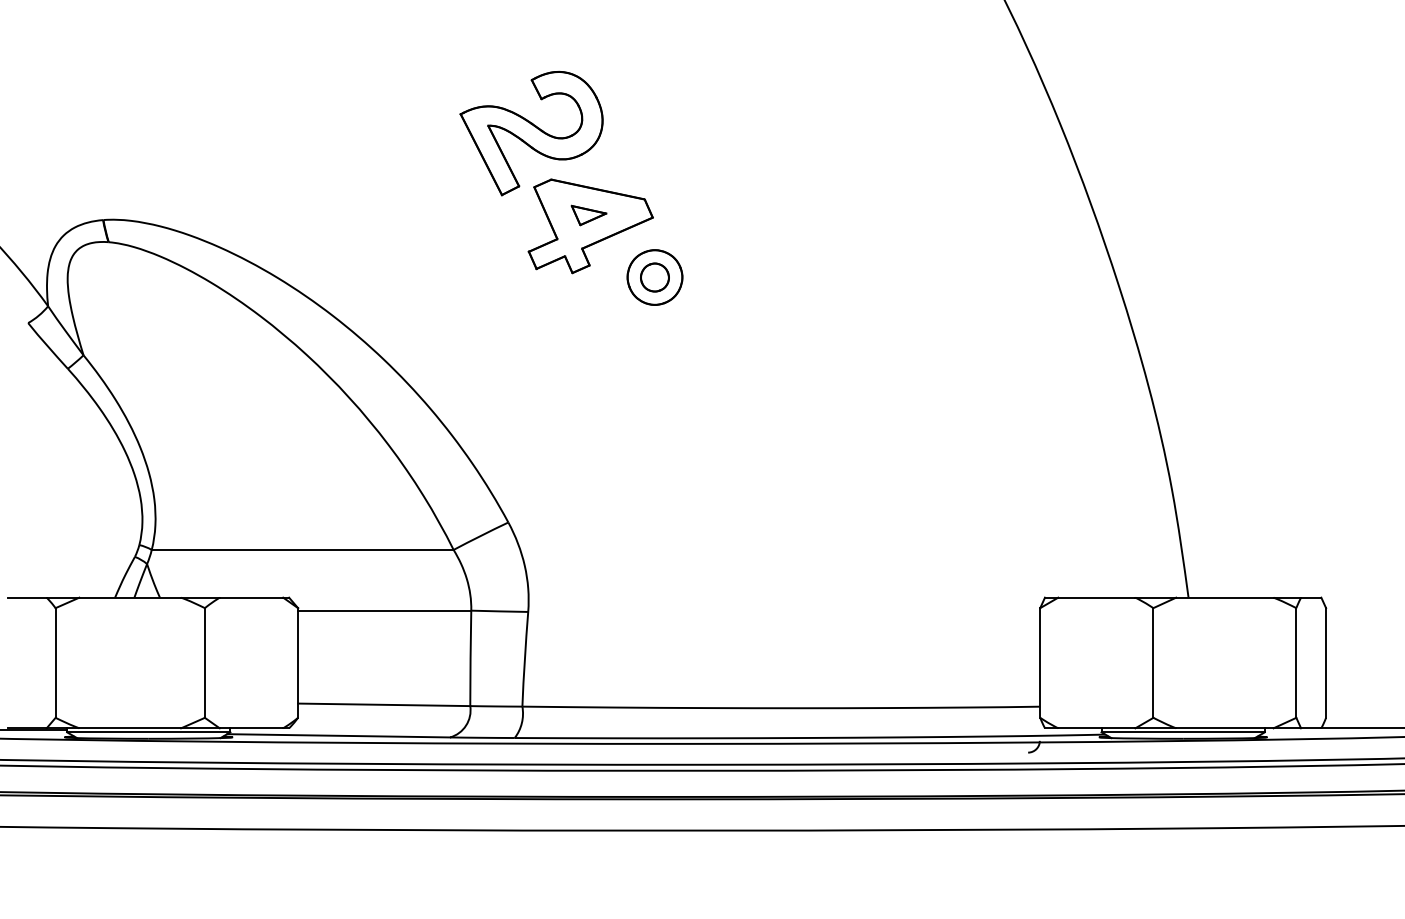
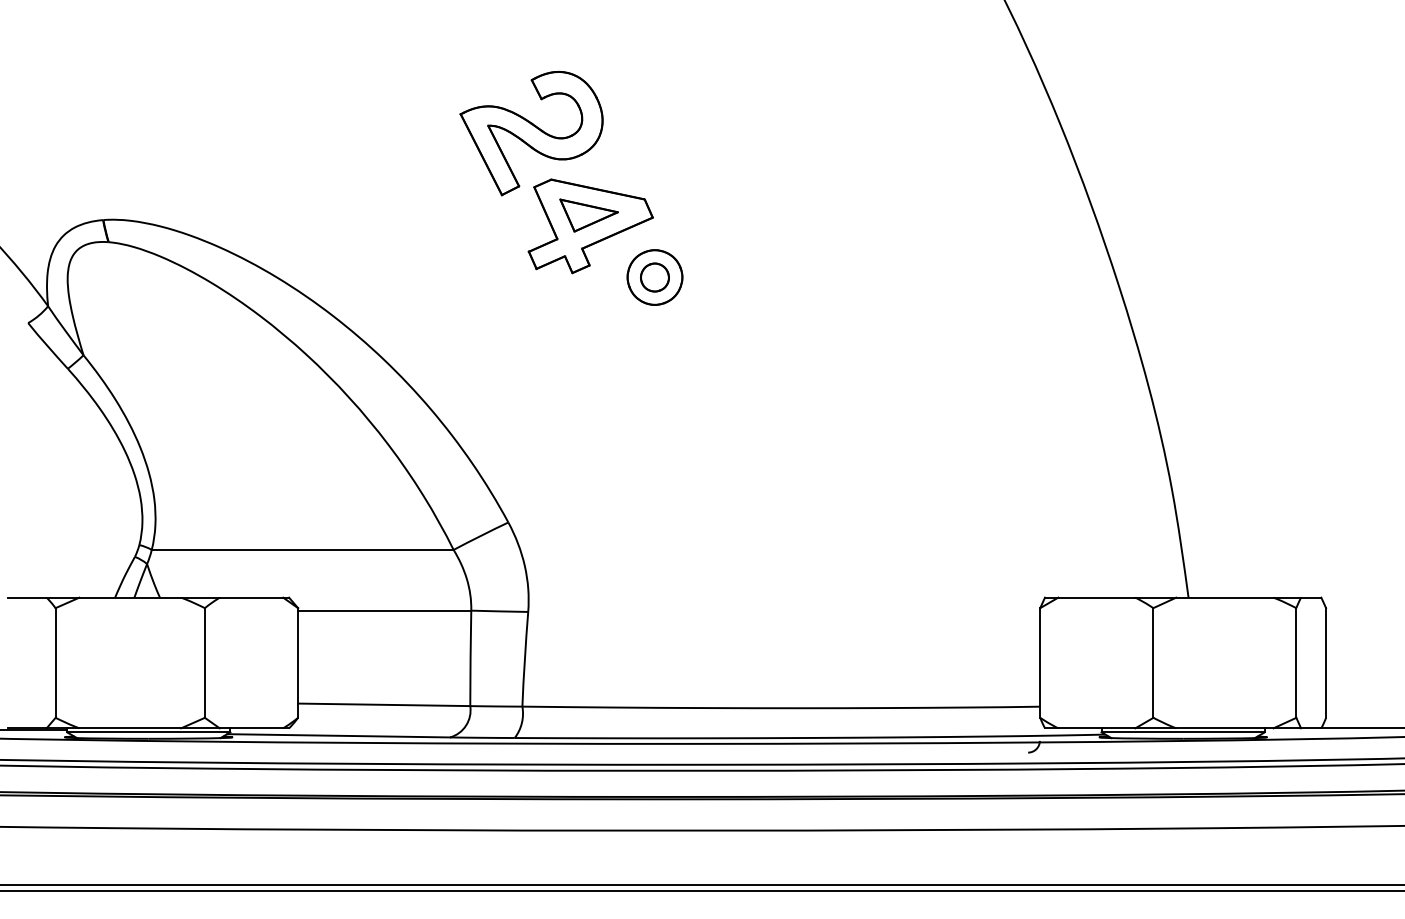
part size: 38x23 px -> 60x35 px (588, 215)
line: none -> present (701, 885)
line: none -> present (701, 891)
